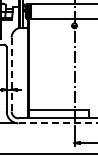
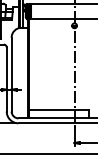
line: dashed -> solid (11, 74)
line: dashed -> solid (58, 123)
